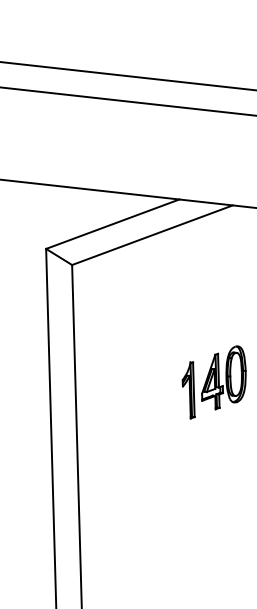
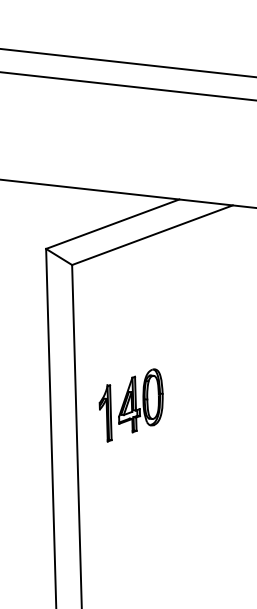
line position: (127, 76) -> (127, 62) (127, 62)
line position: (127, 101) -> (127, 86) (127, 86)
part position: (213, 382) -> (130, 405) (130, 405)
